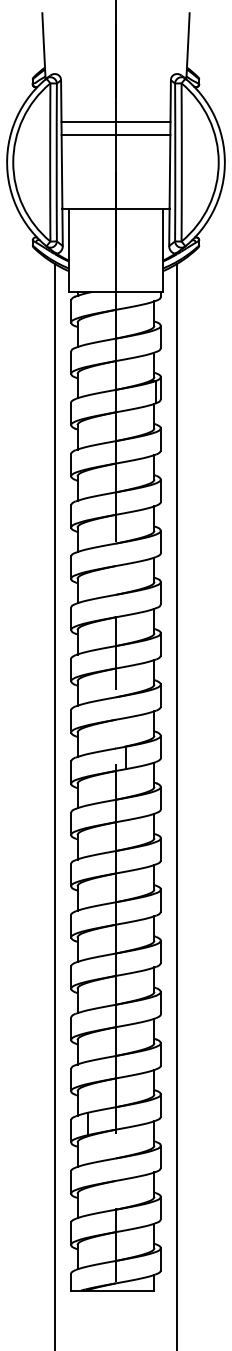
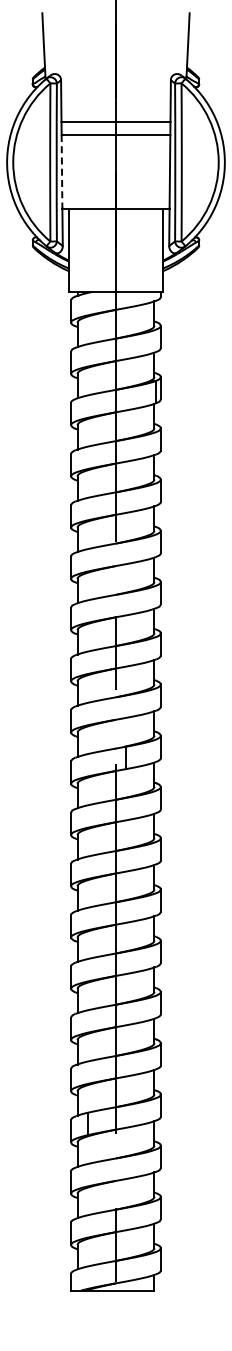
line: solid -> dashed (62, 171)
line: present -> none (55, 805)
line: present -> none (176, 805)
